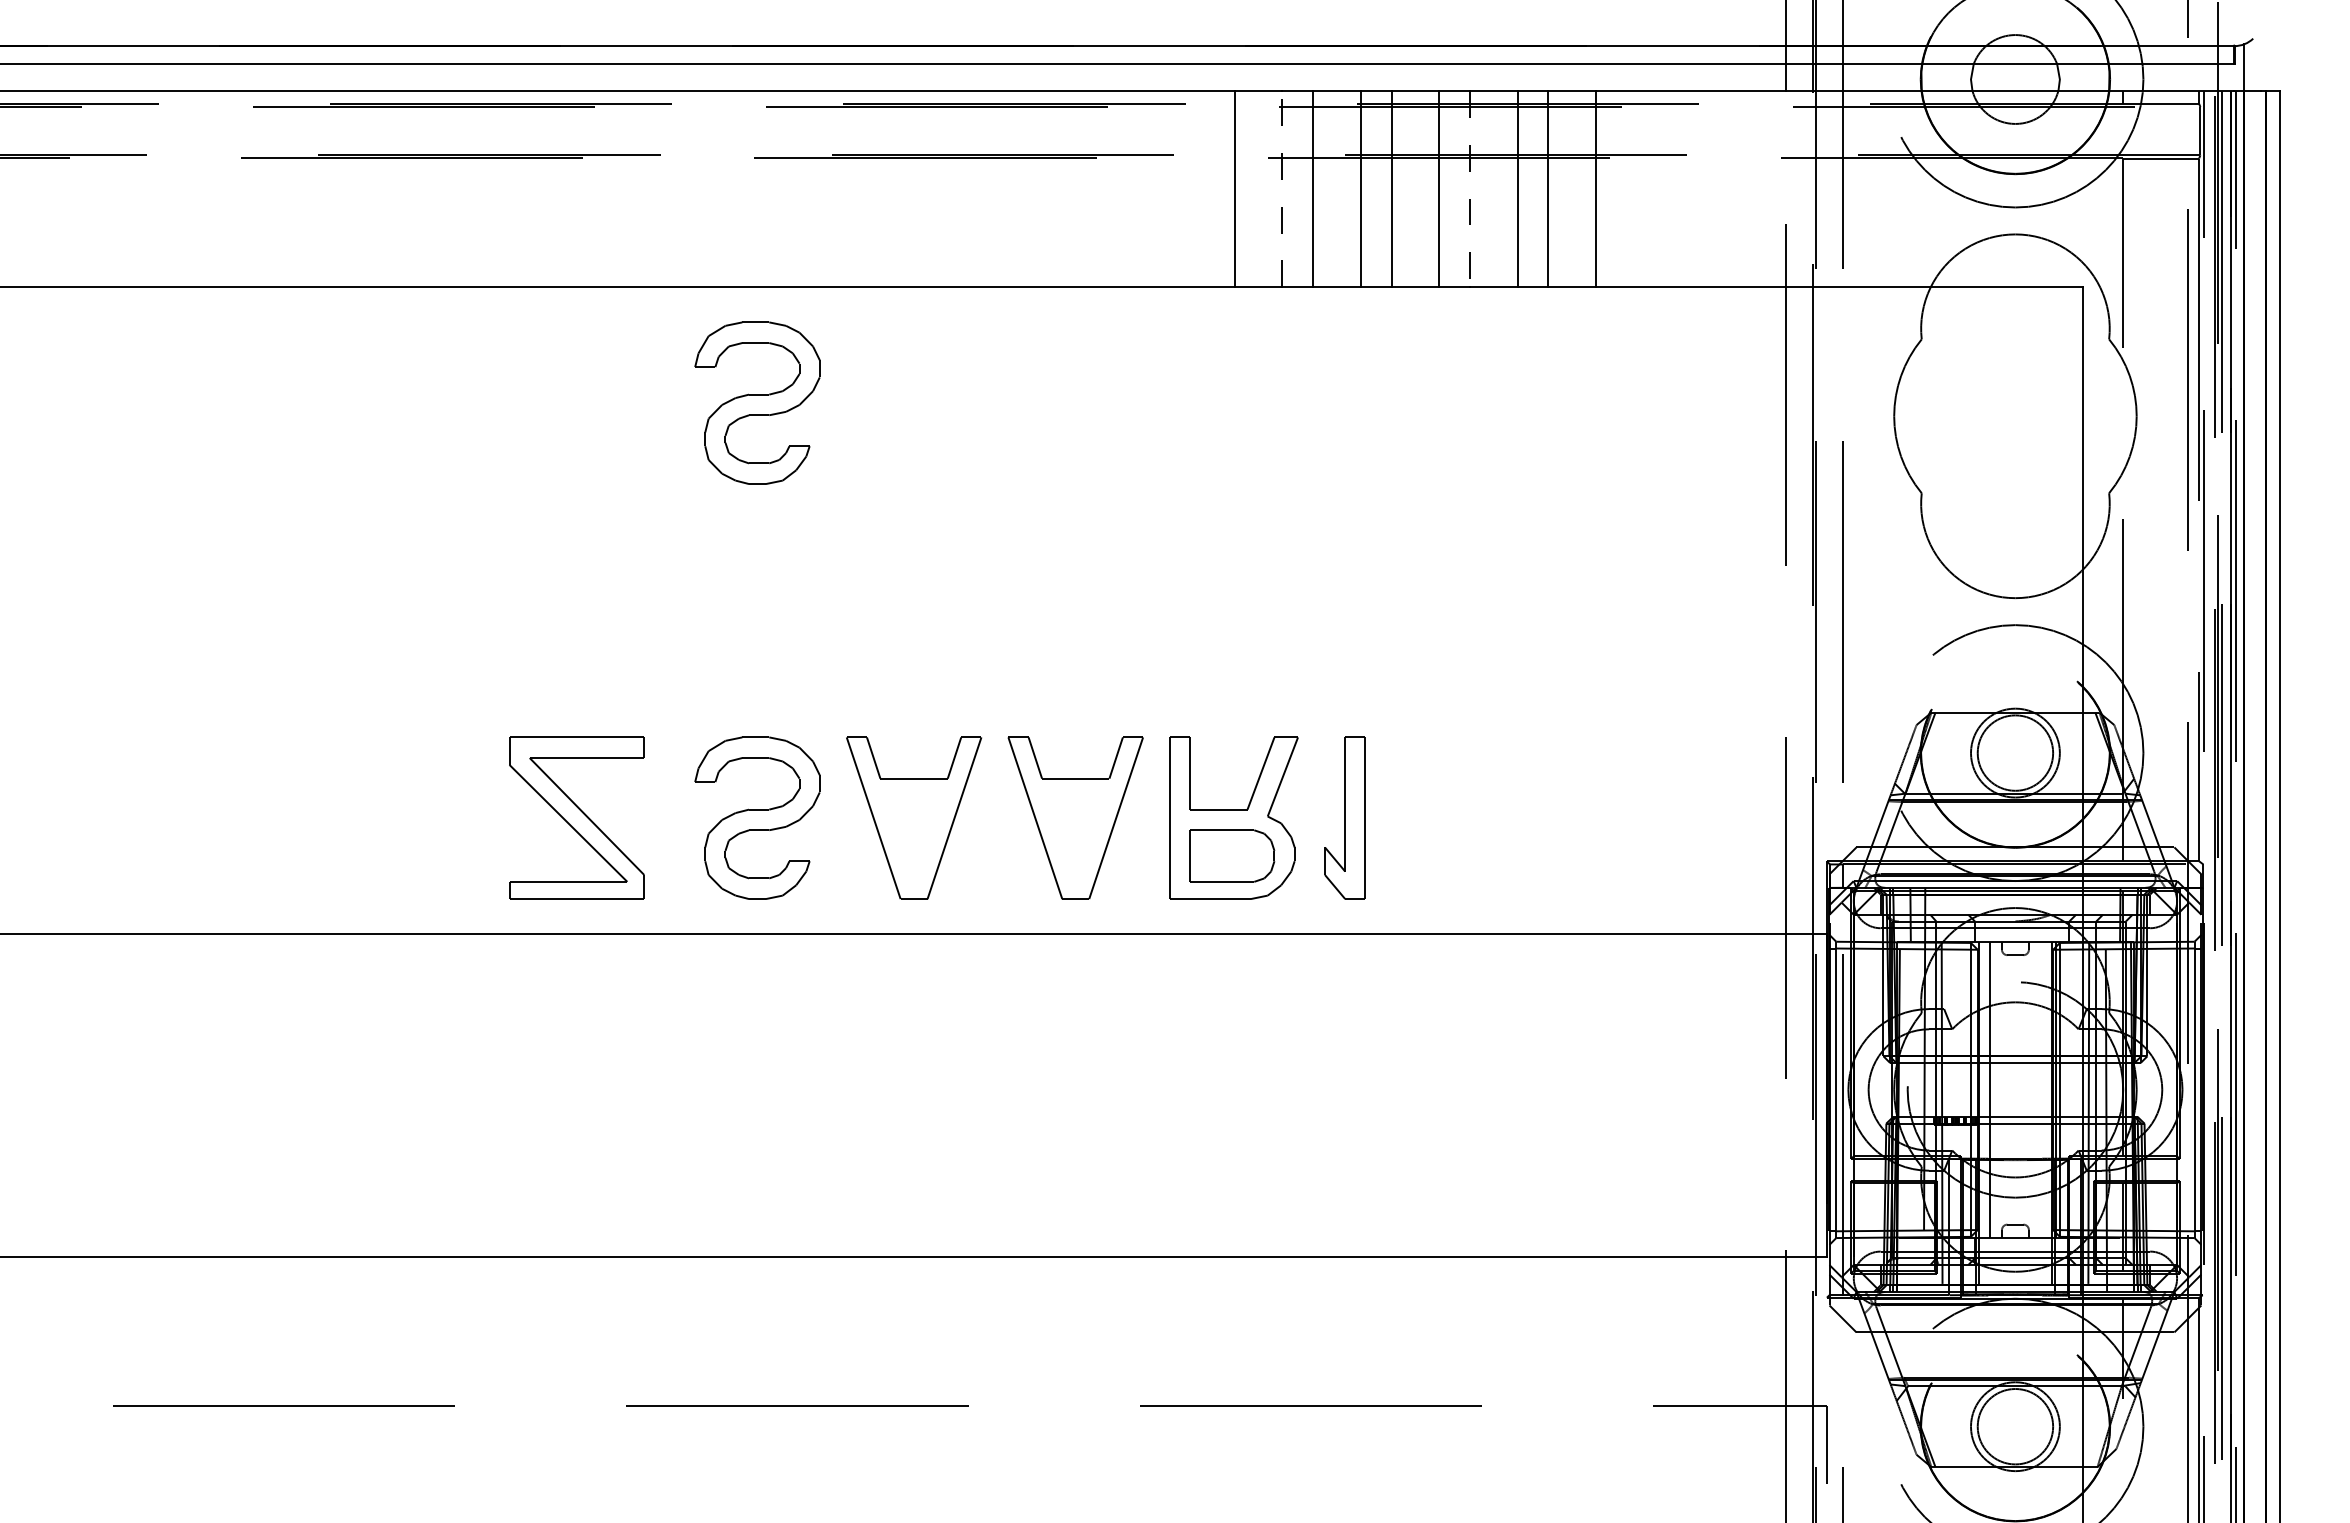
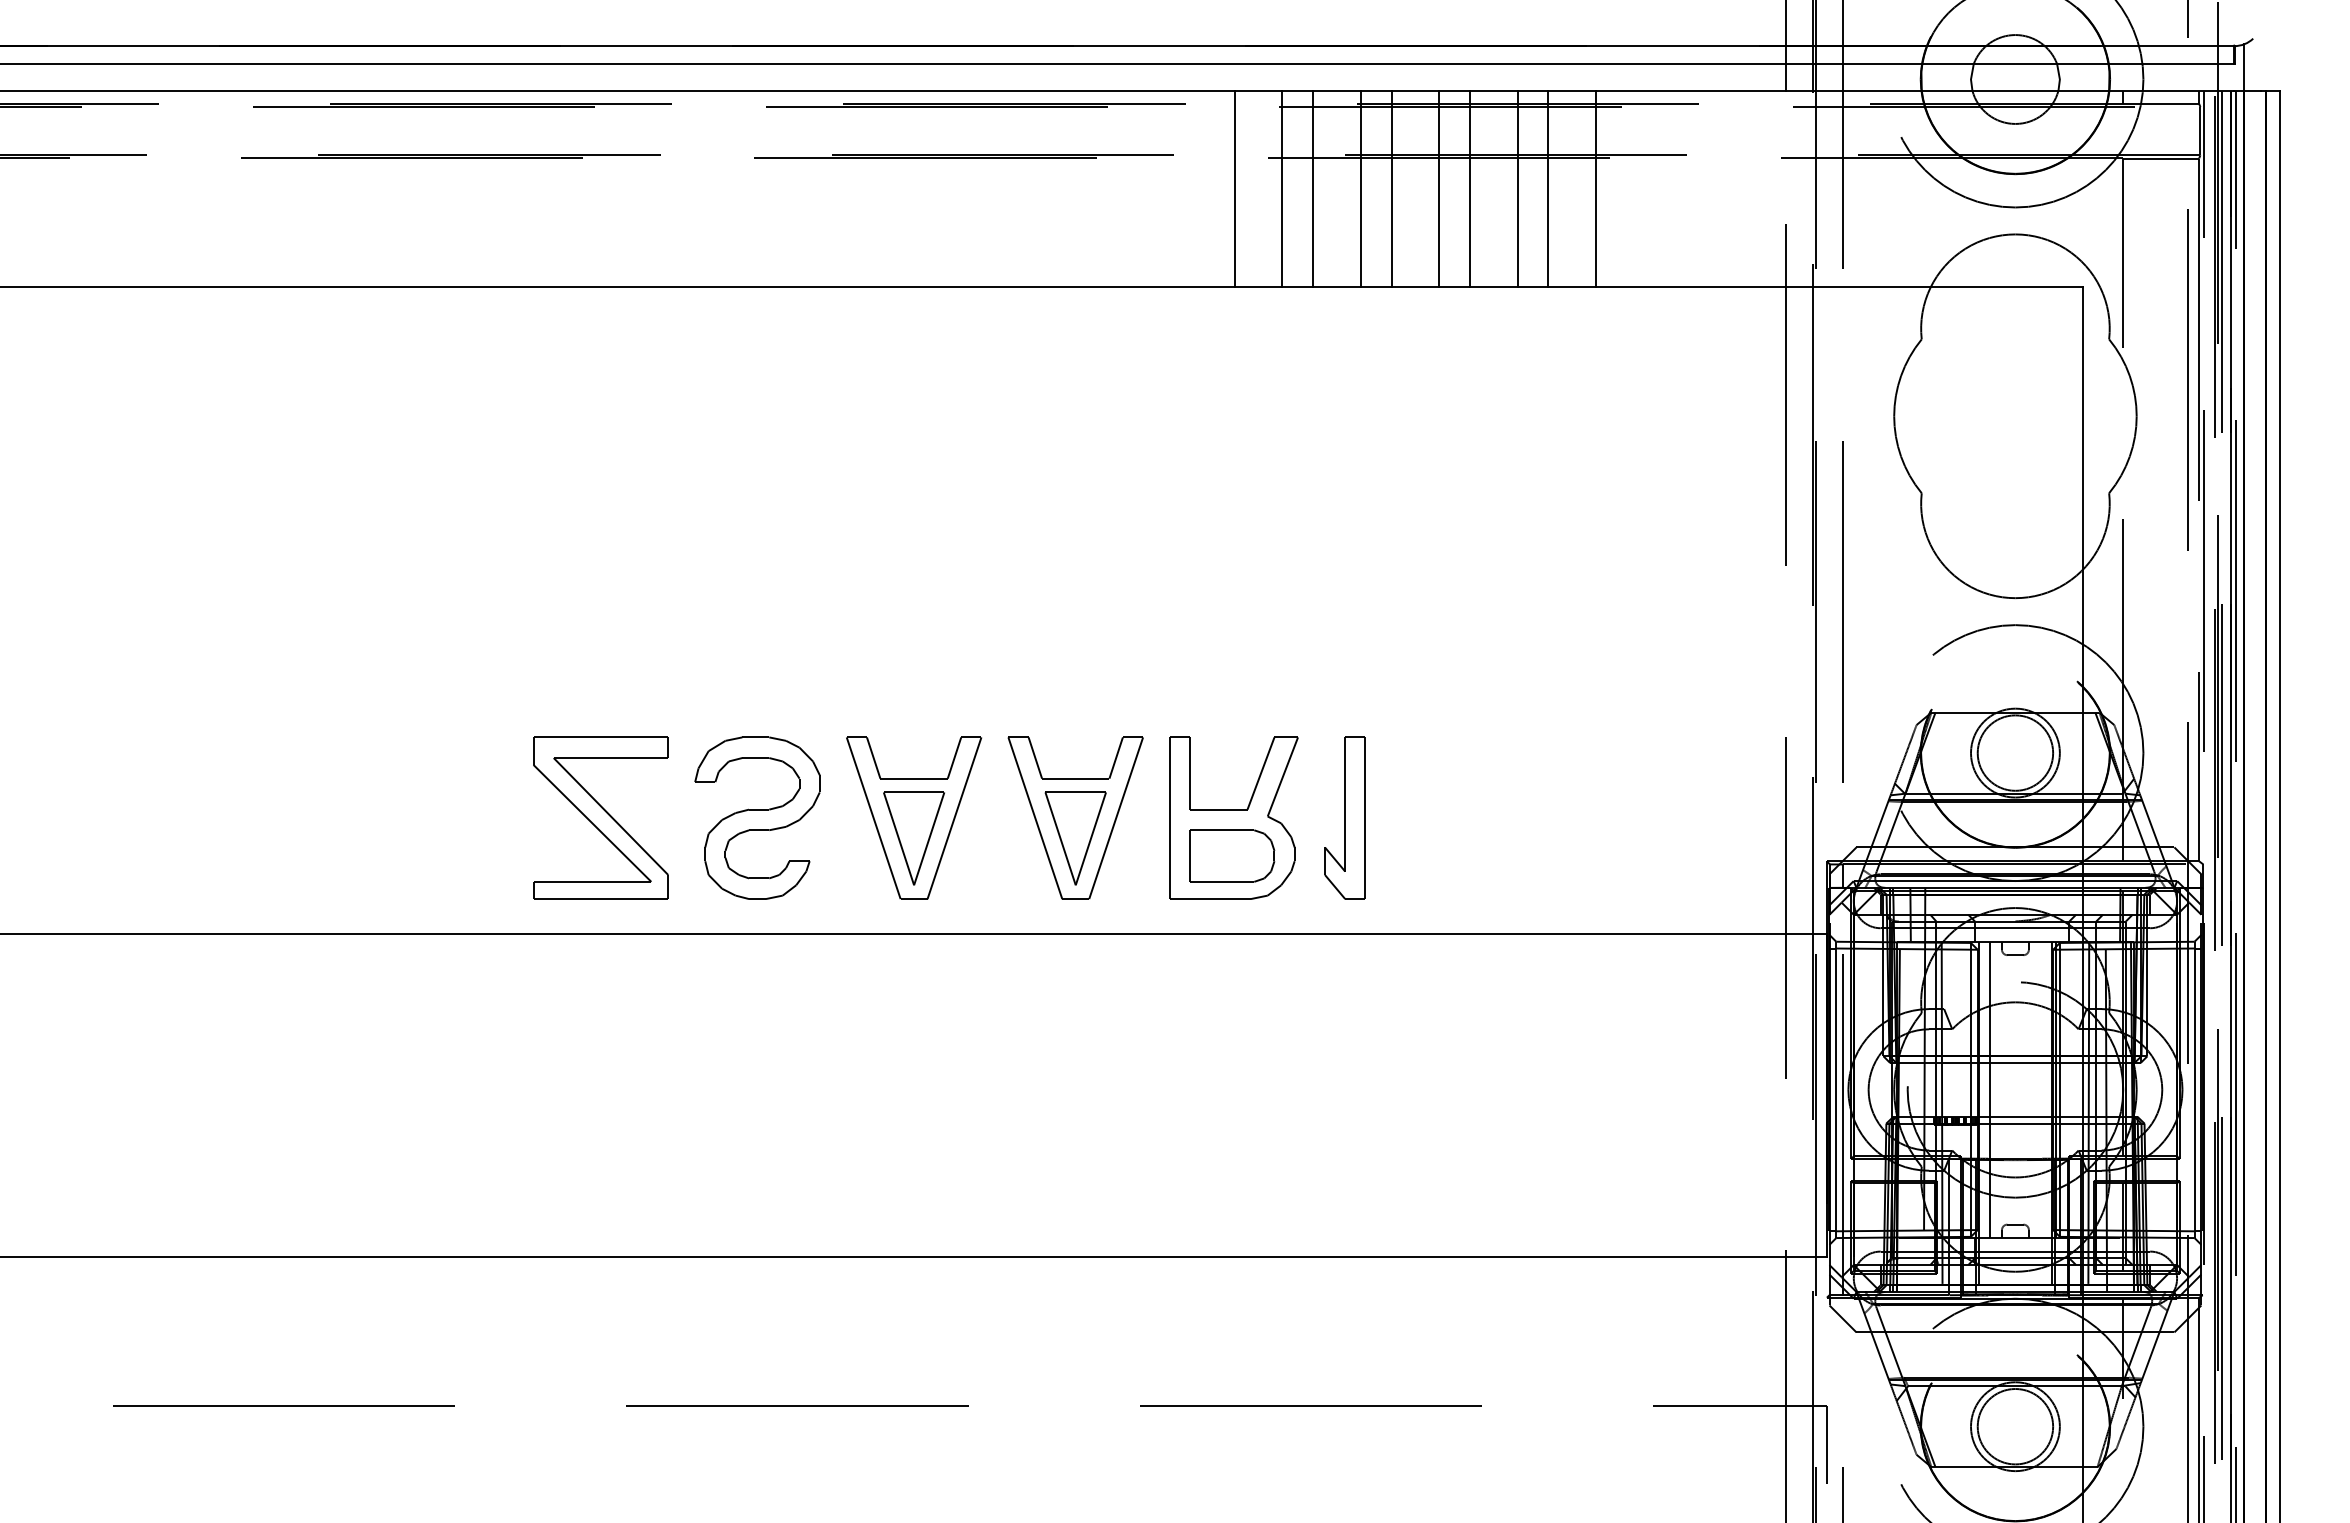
line: dashed -> solid (1282, 188)
line: dashed -> solid (1470, 189)
part: present -> none (757, 402)
part position: (576, 817) -> (600, 817) (600, 817)
part: none -> present (913, 838)
part: none -> present (1075, 838)
